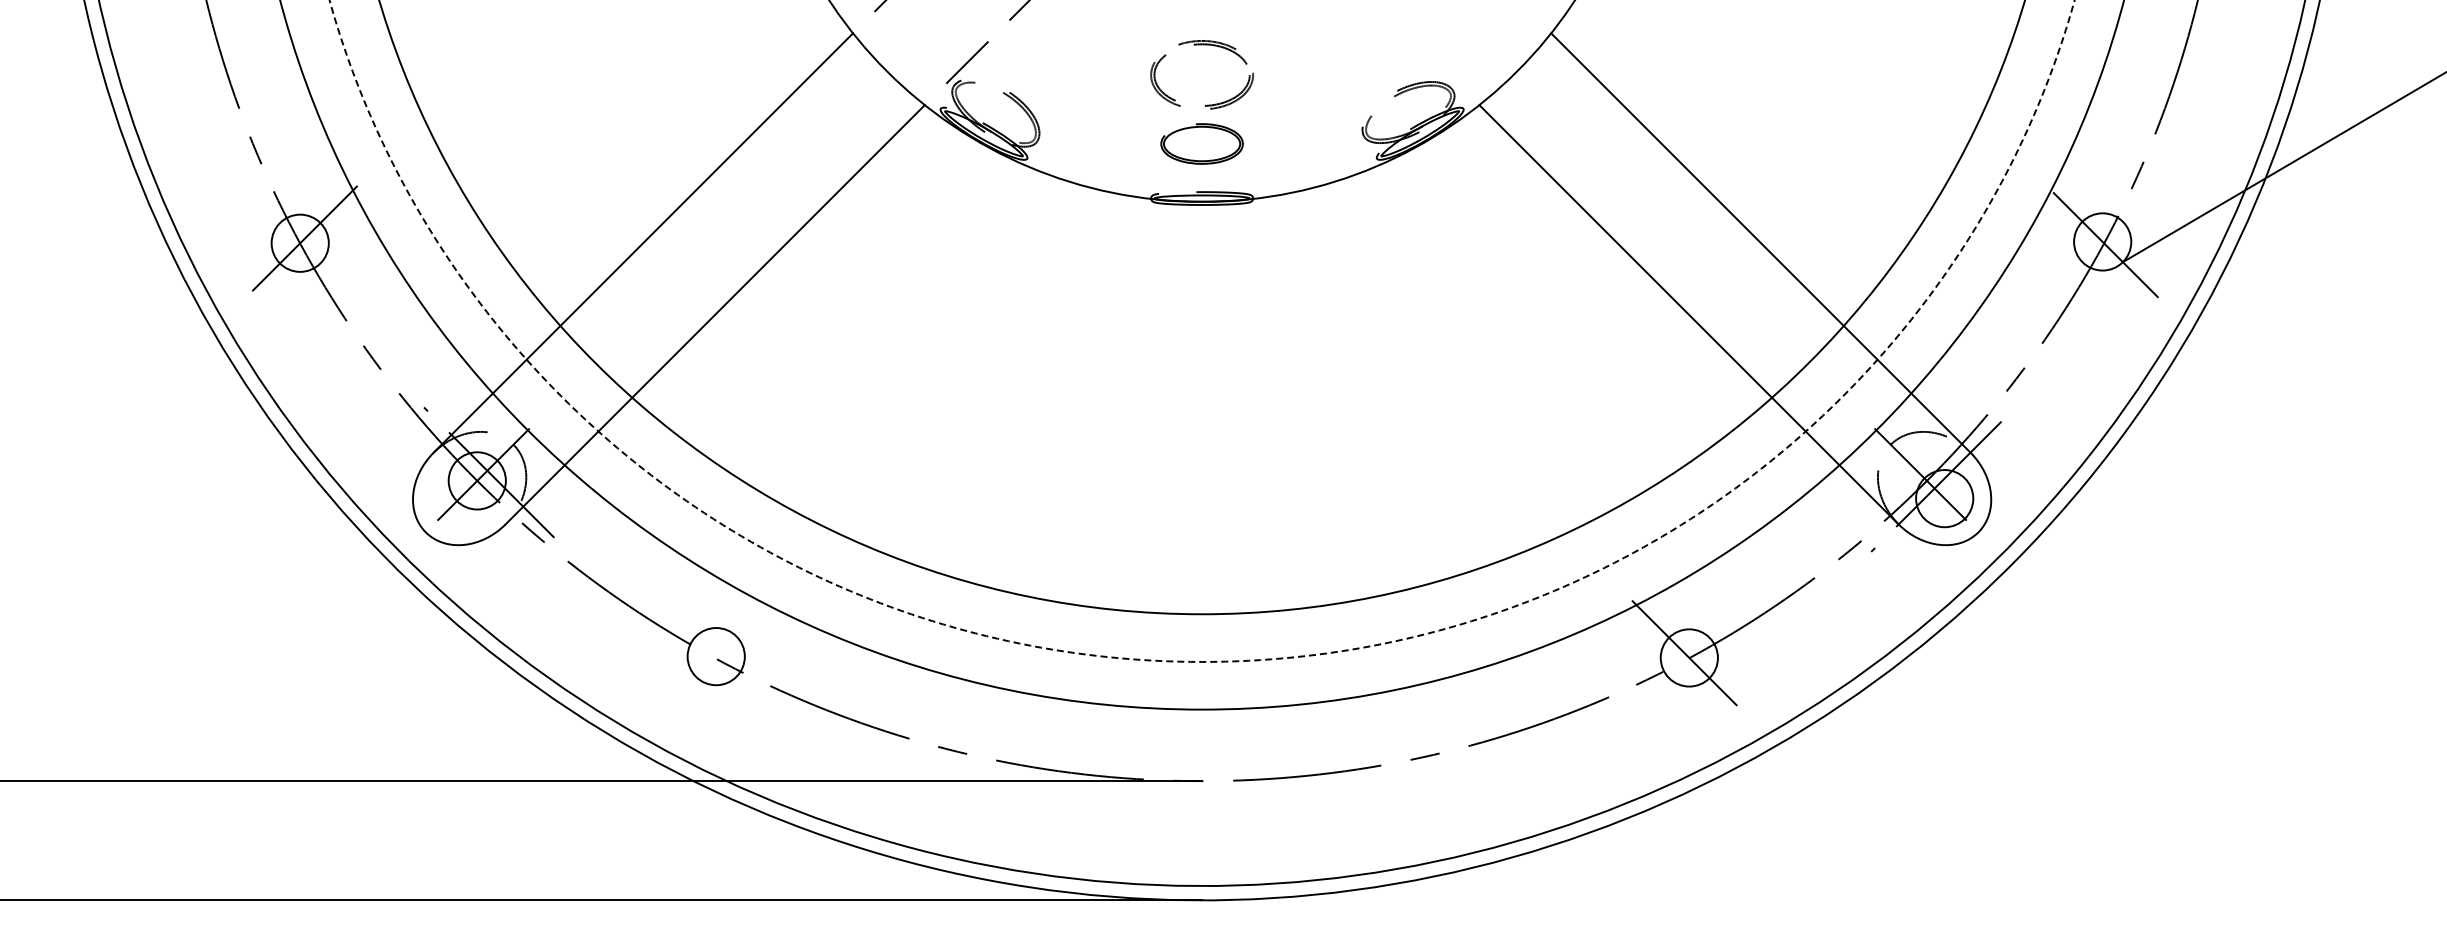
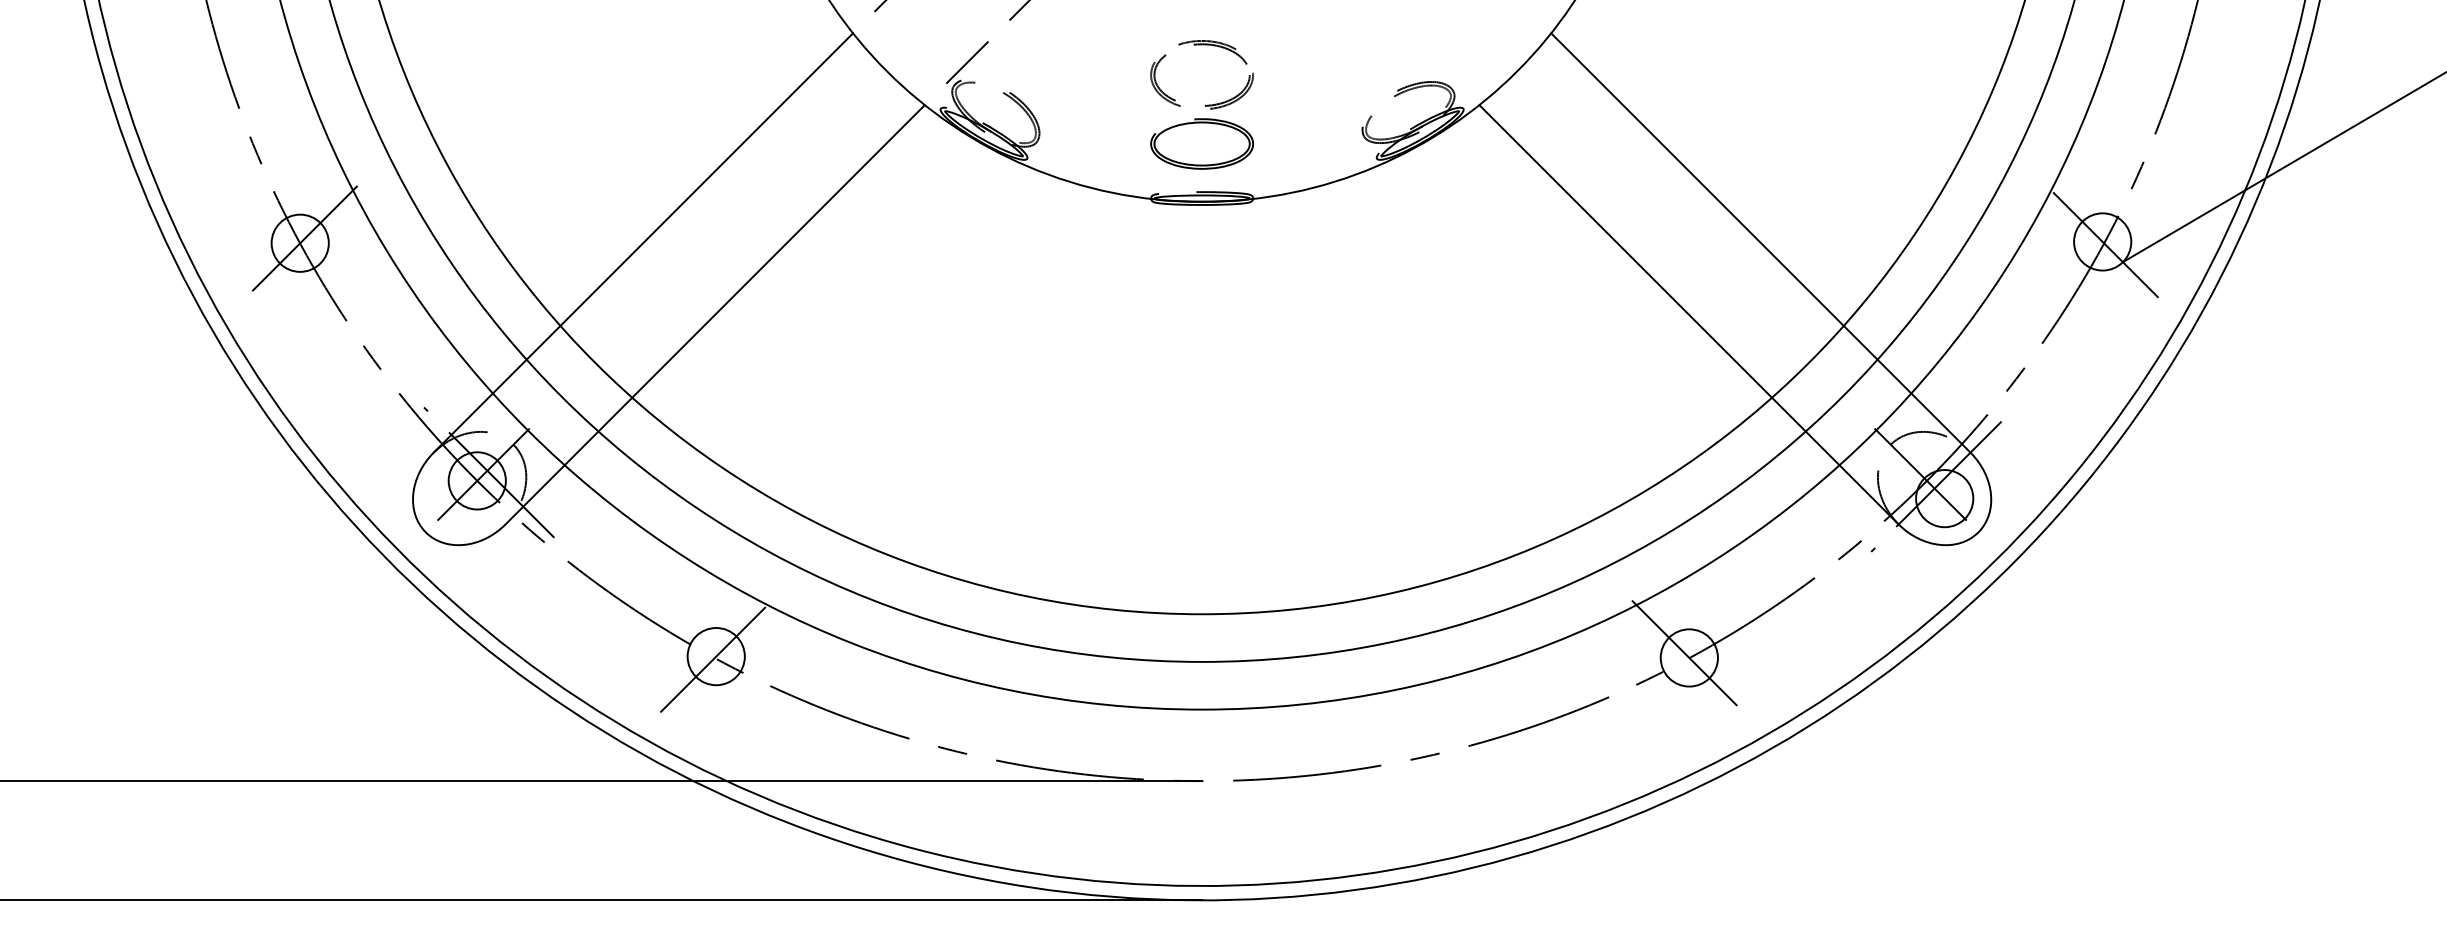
part size: 84x42 px -> 104x52 px (1201, 143)
circle: dashed -> solid (1201, 330)
line: none -> present (716, 656)
